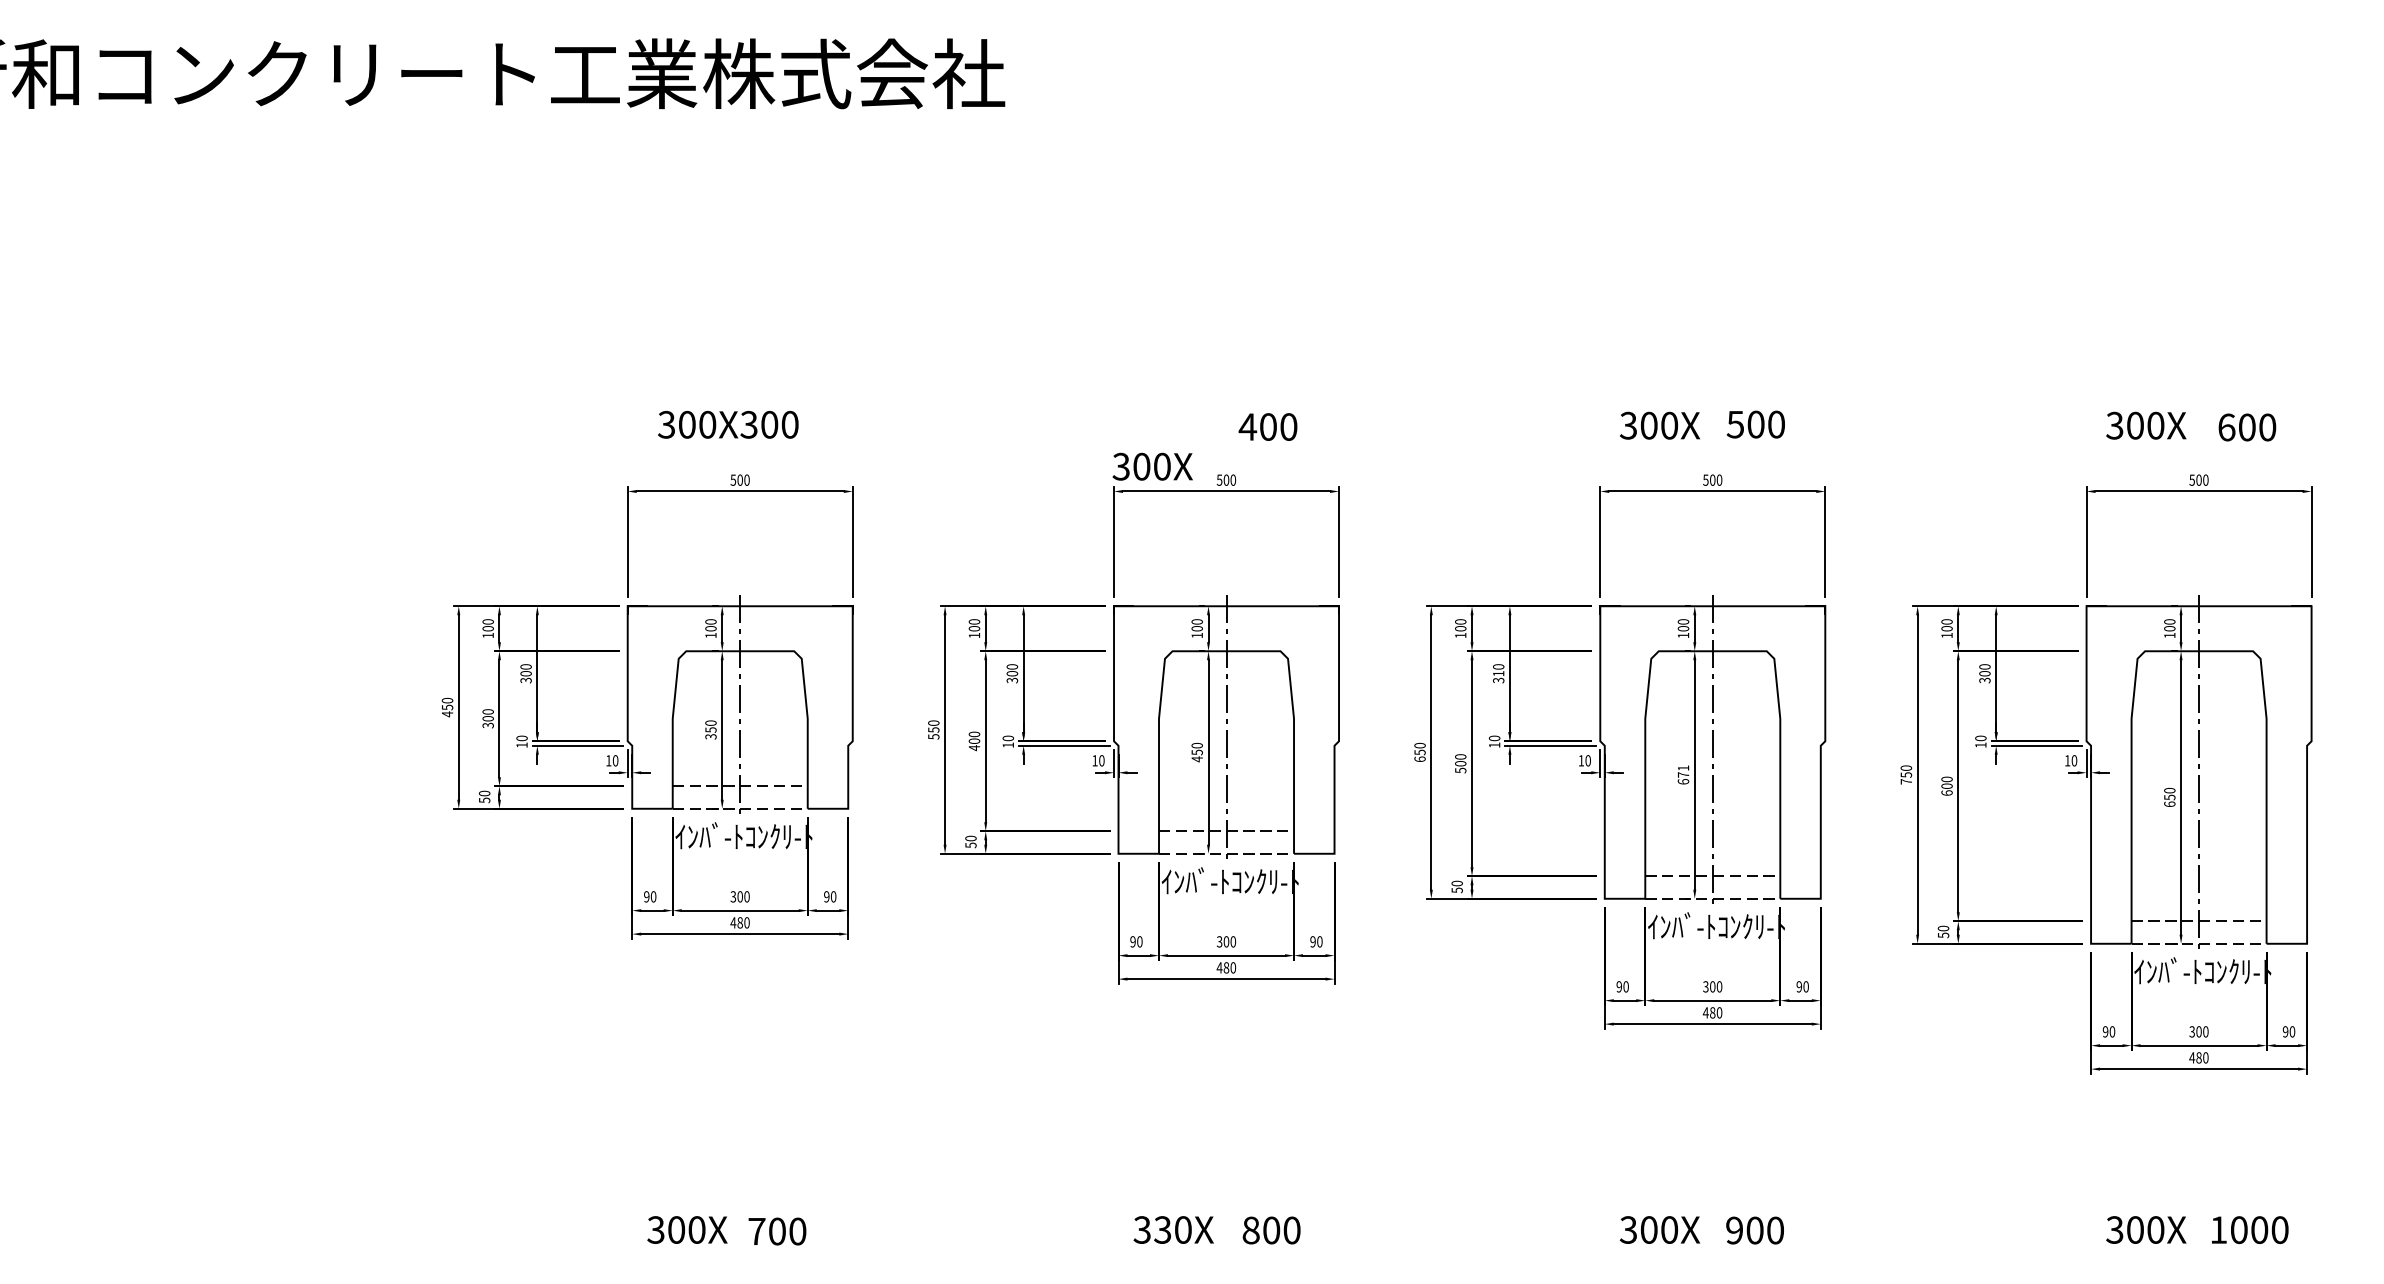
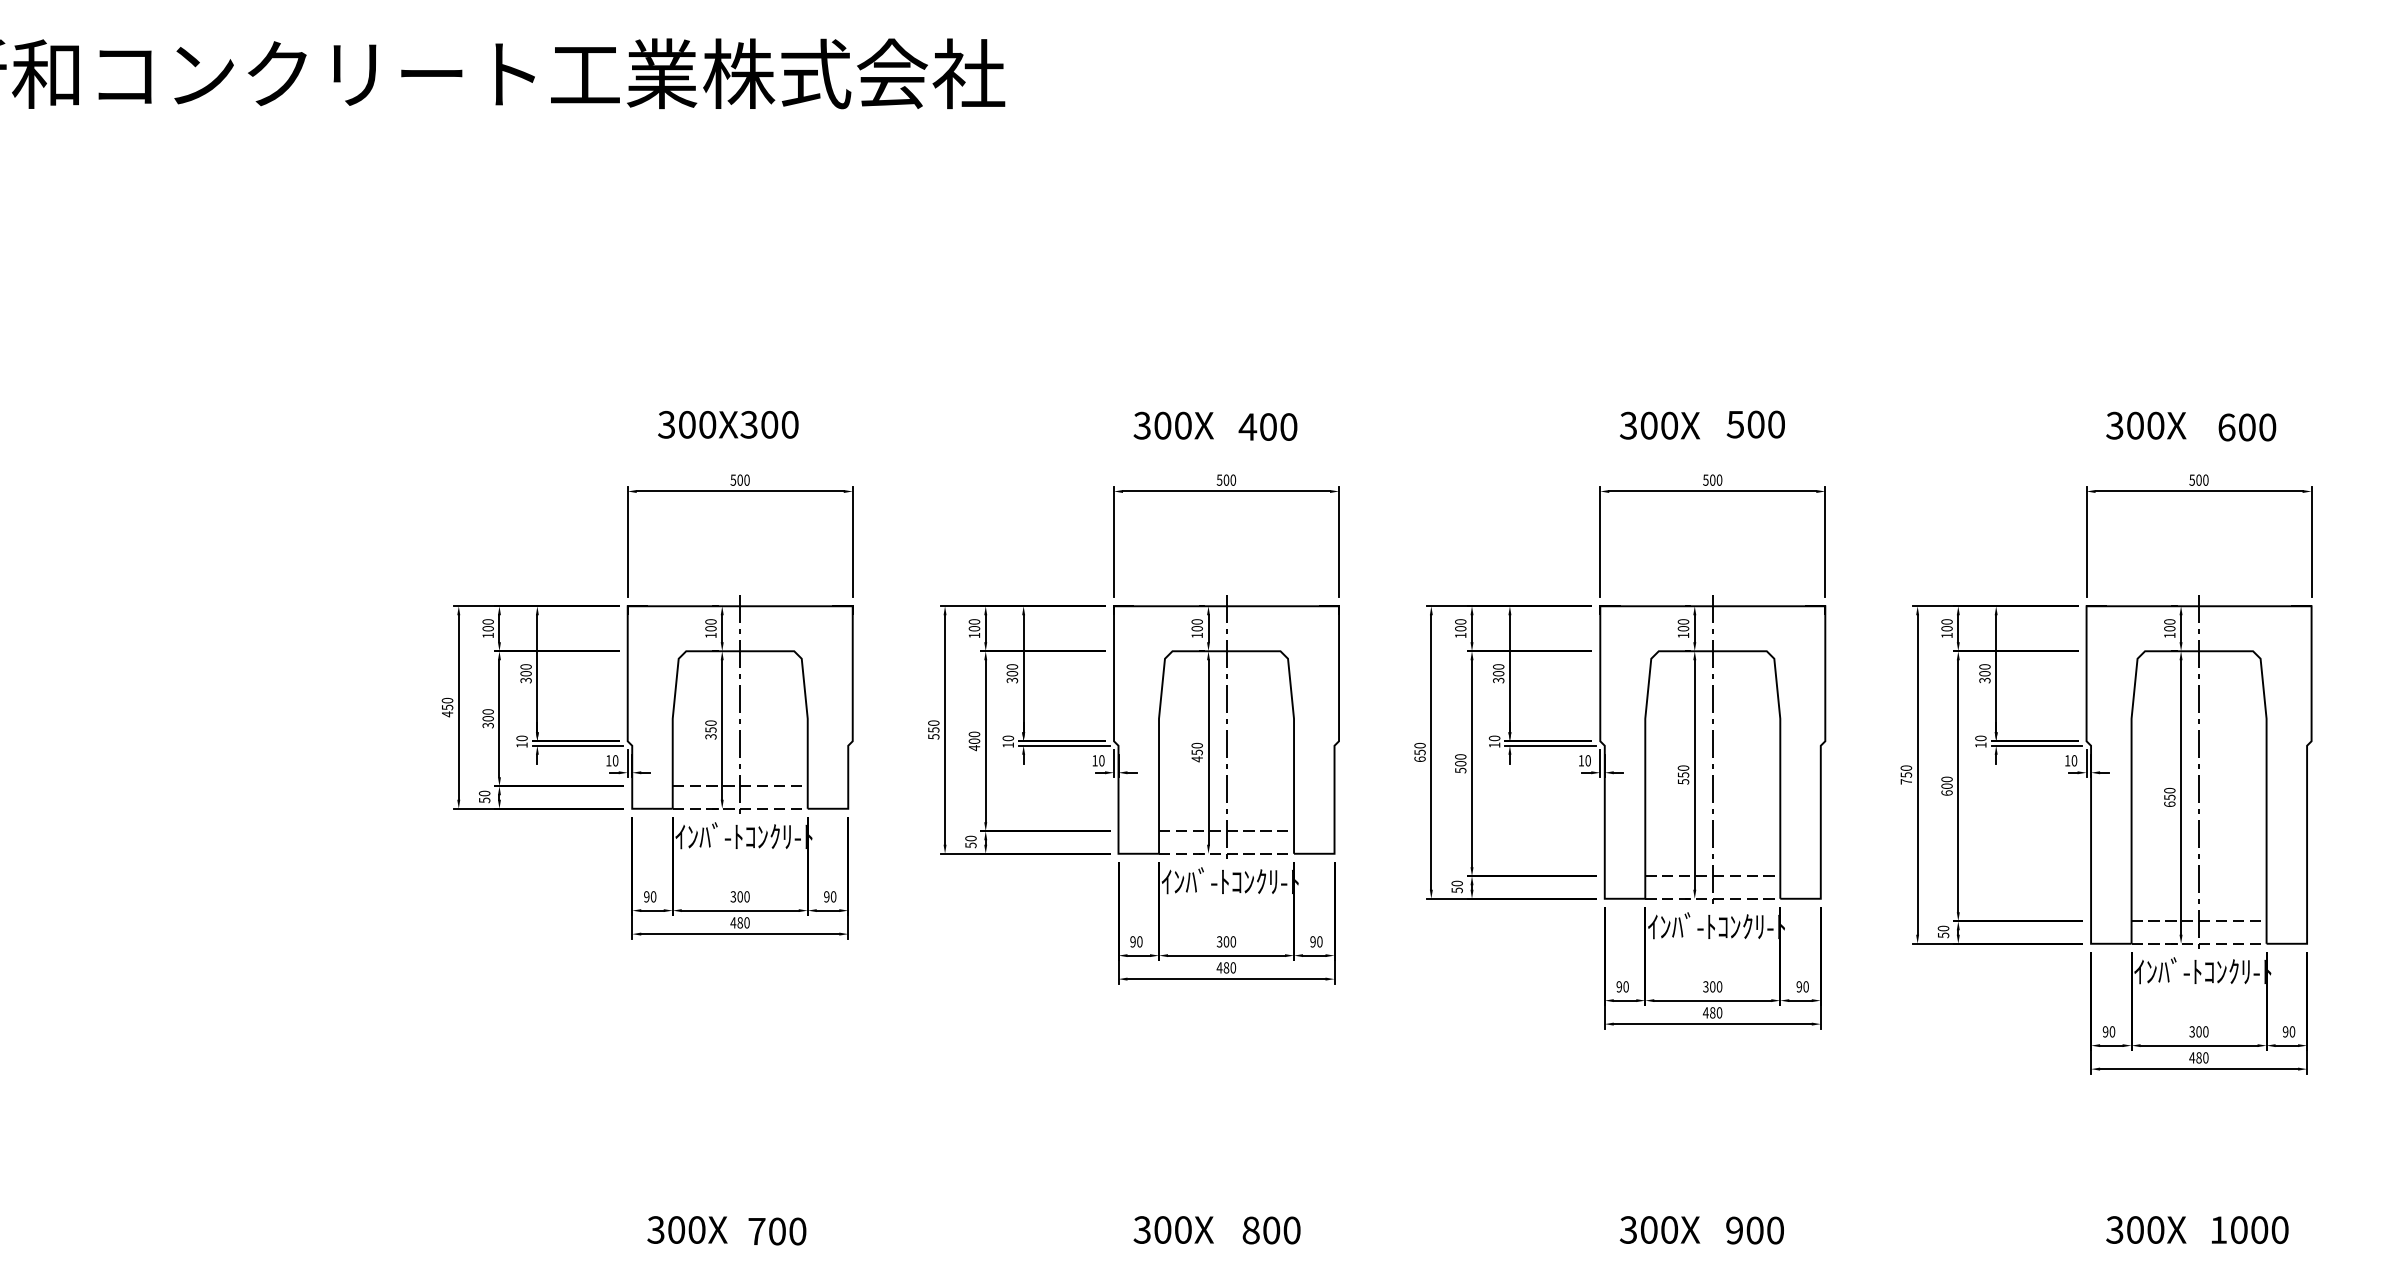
text position: (1152, 466) -> (1173, 425) (1173, 425)
text: 310 -> 300 (1498, 673)
text: 671 -> 550 (1683, 774)
text: 330X -> 300X (1162, 1229)
